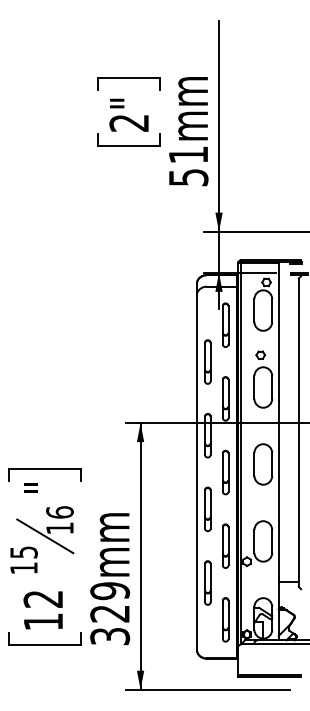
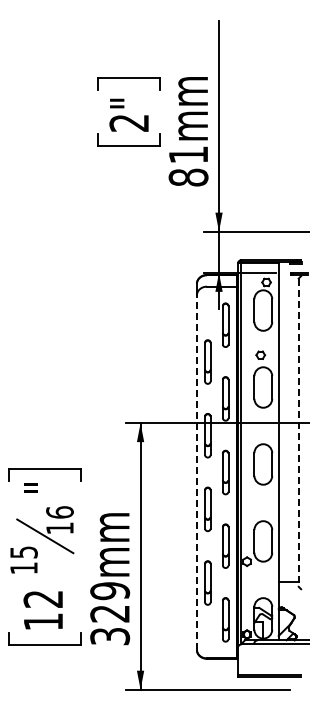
text: 51mm -> 81mm (188, 177)
line: solid -> dashed (298, 433)
line: solid -> dashed (196, 472)
